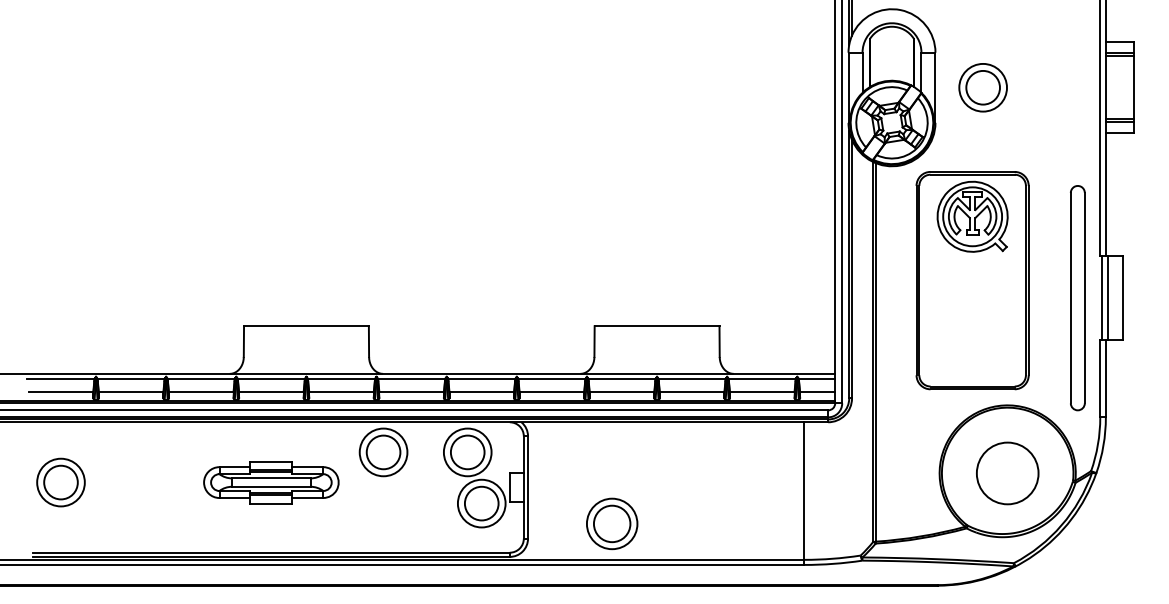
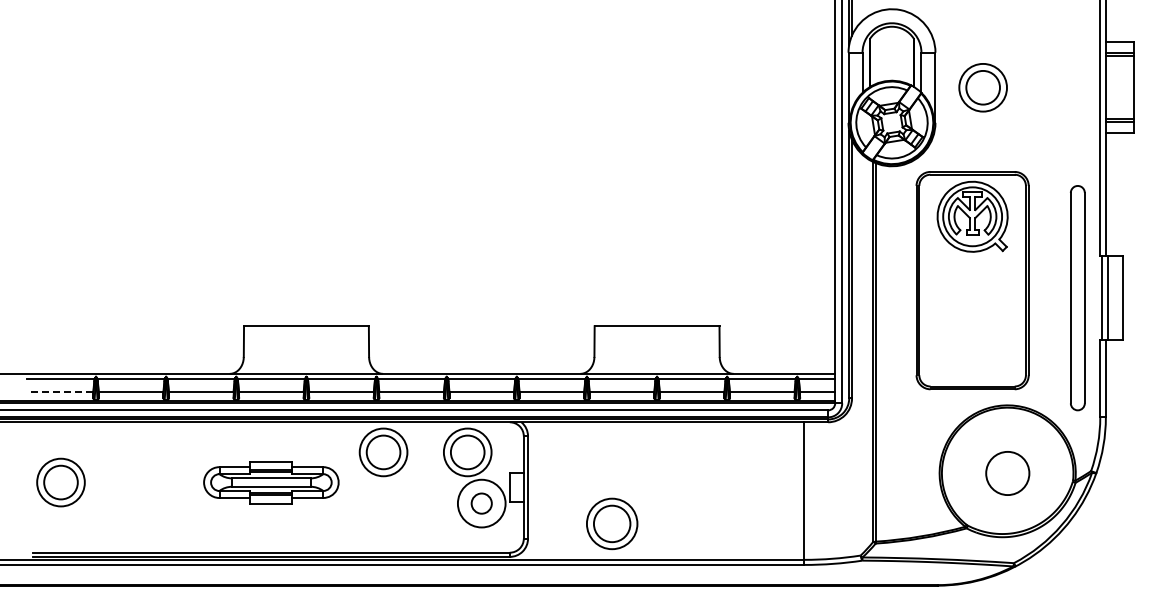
line: solid -> dashed (60, 392)
circle size: 64x65 px -> 46x45 px (1007, 473)
circle diameter: 34 px -> 20 px (481, 503)
